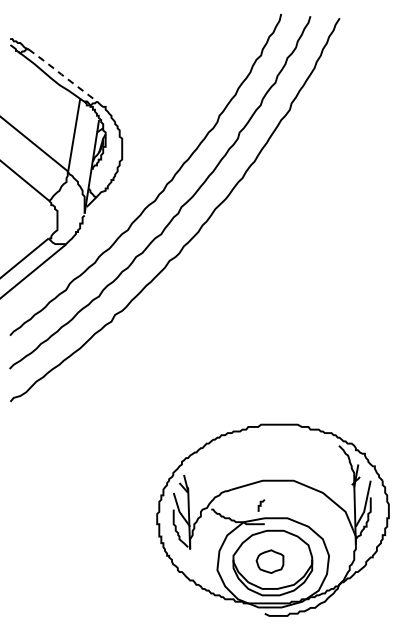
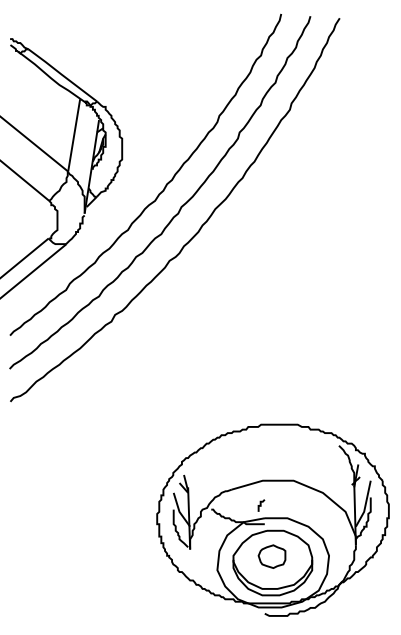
line: dashed -> solid (61, 74)
part position: (269, 561) -> (271, 556) (271, 556)
